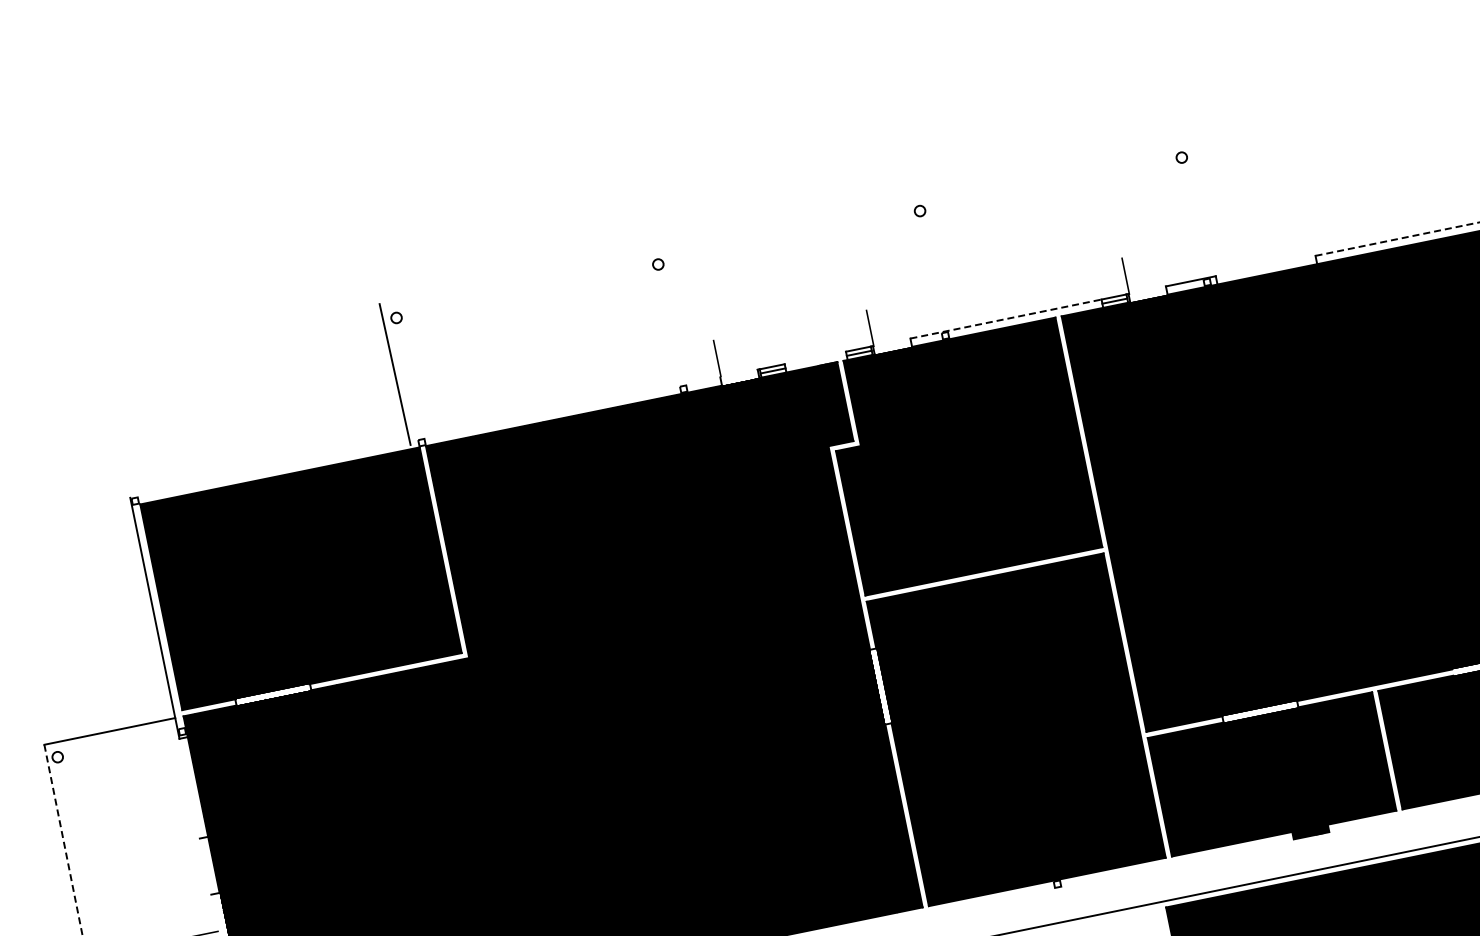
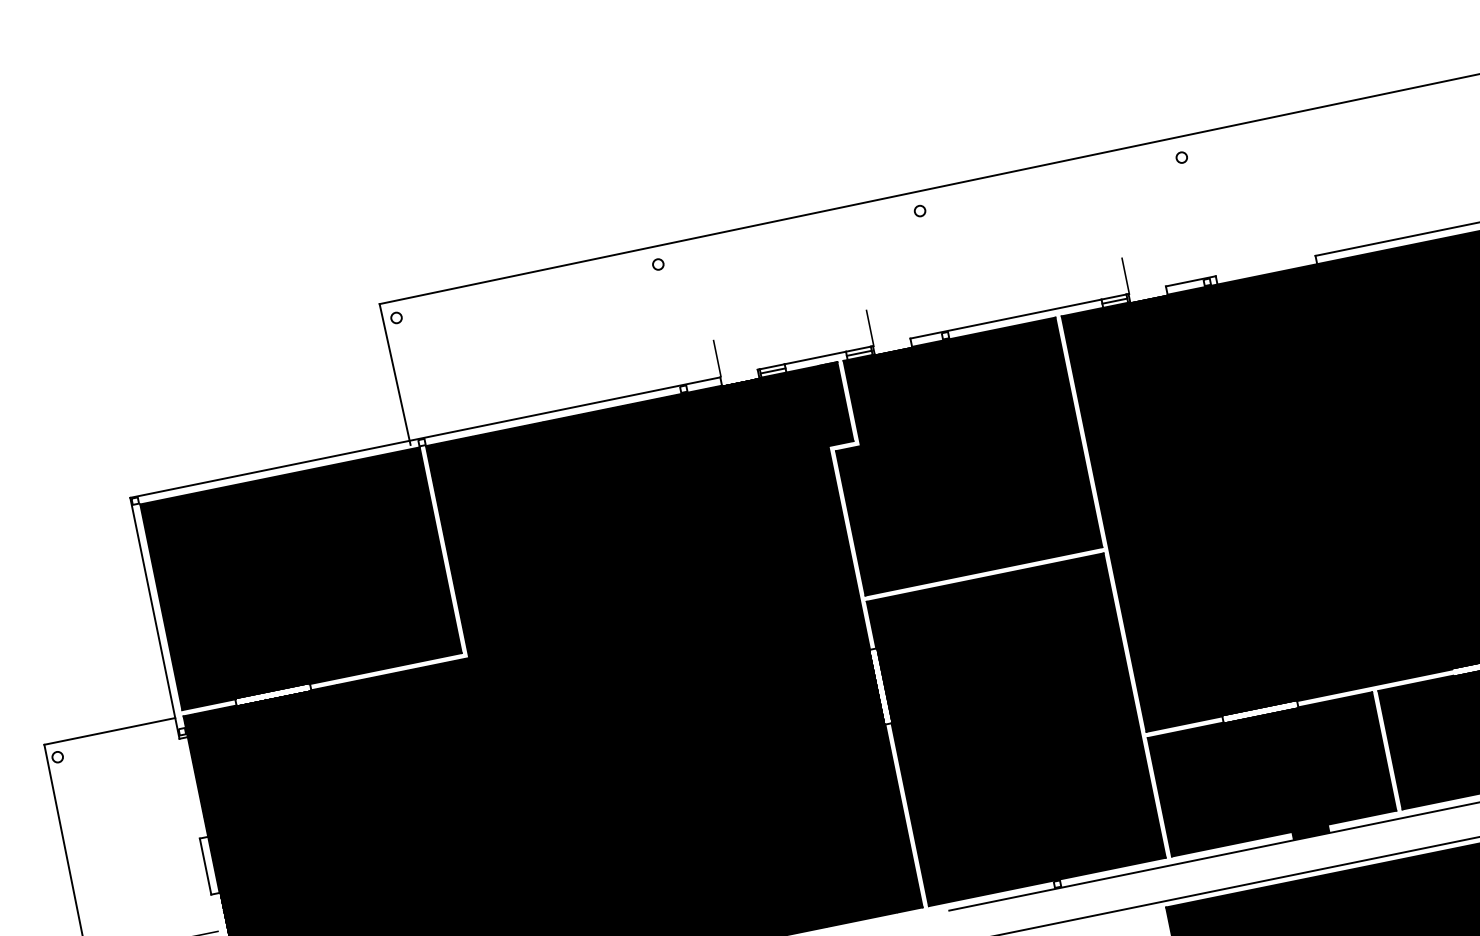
line: none -> present (927, 189)
line: dashed -> solid (1397, 239)
line: dashed -> solid (1005, 319)
line: none -> present (815, 357)
line: none -> present (425, 437)
line: dashed -> solid (63, 840)
line: none -> present (1212, 856)
line: none -> present (205, 866)
